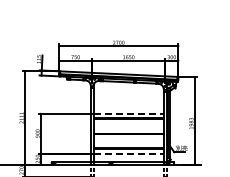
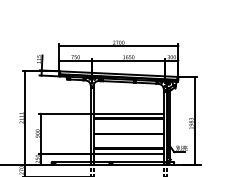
line: dashed -> solid (129, 113)
line: dashed -> solid (129, 153)
